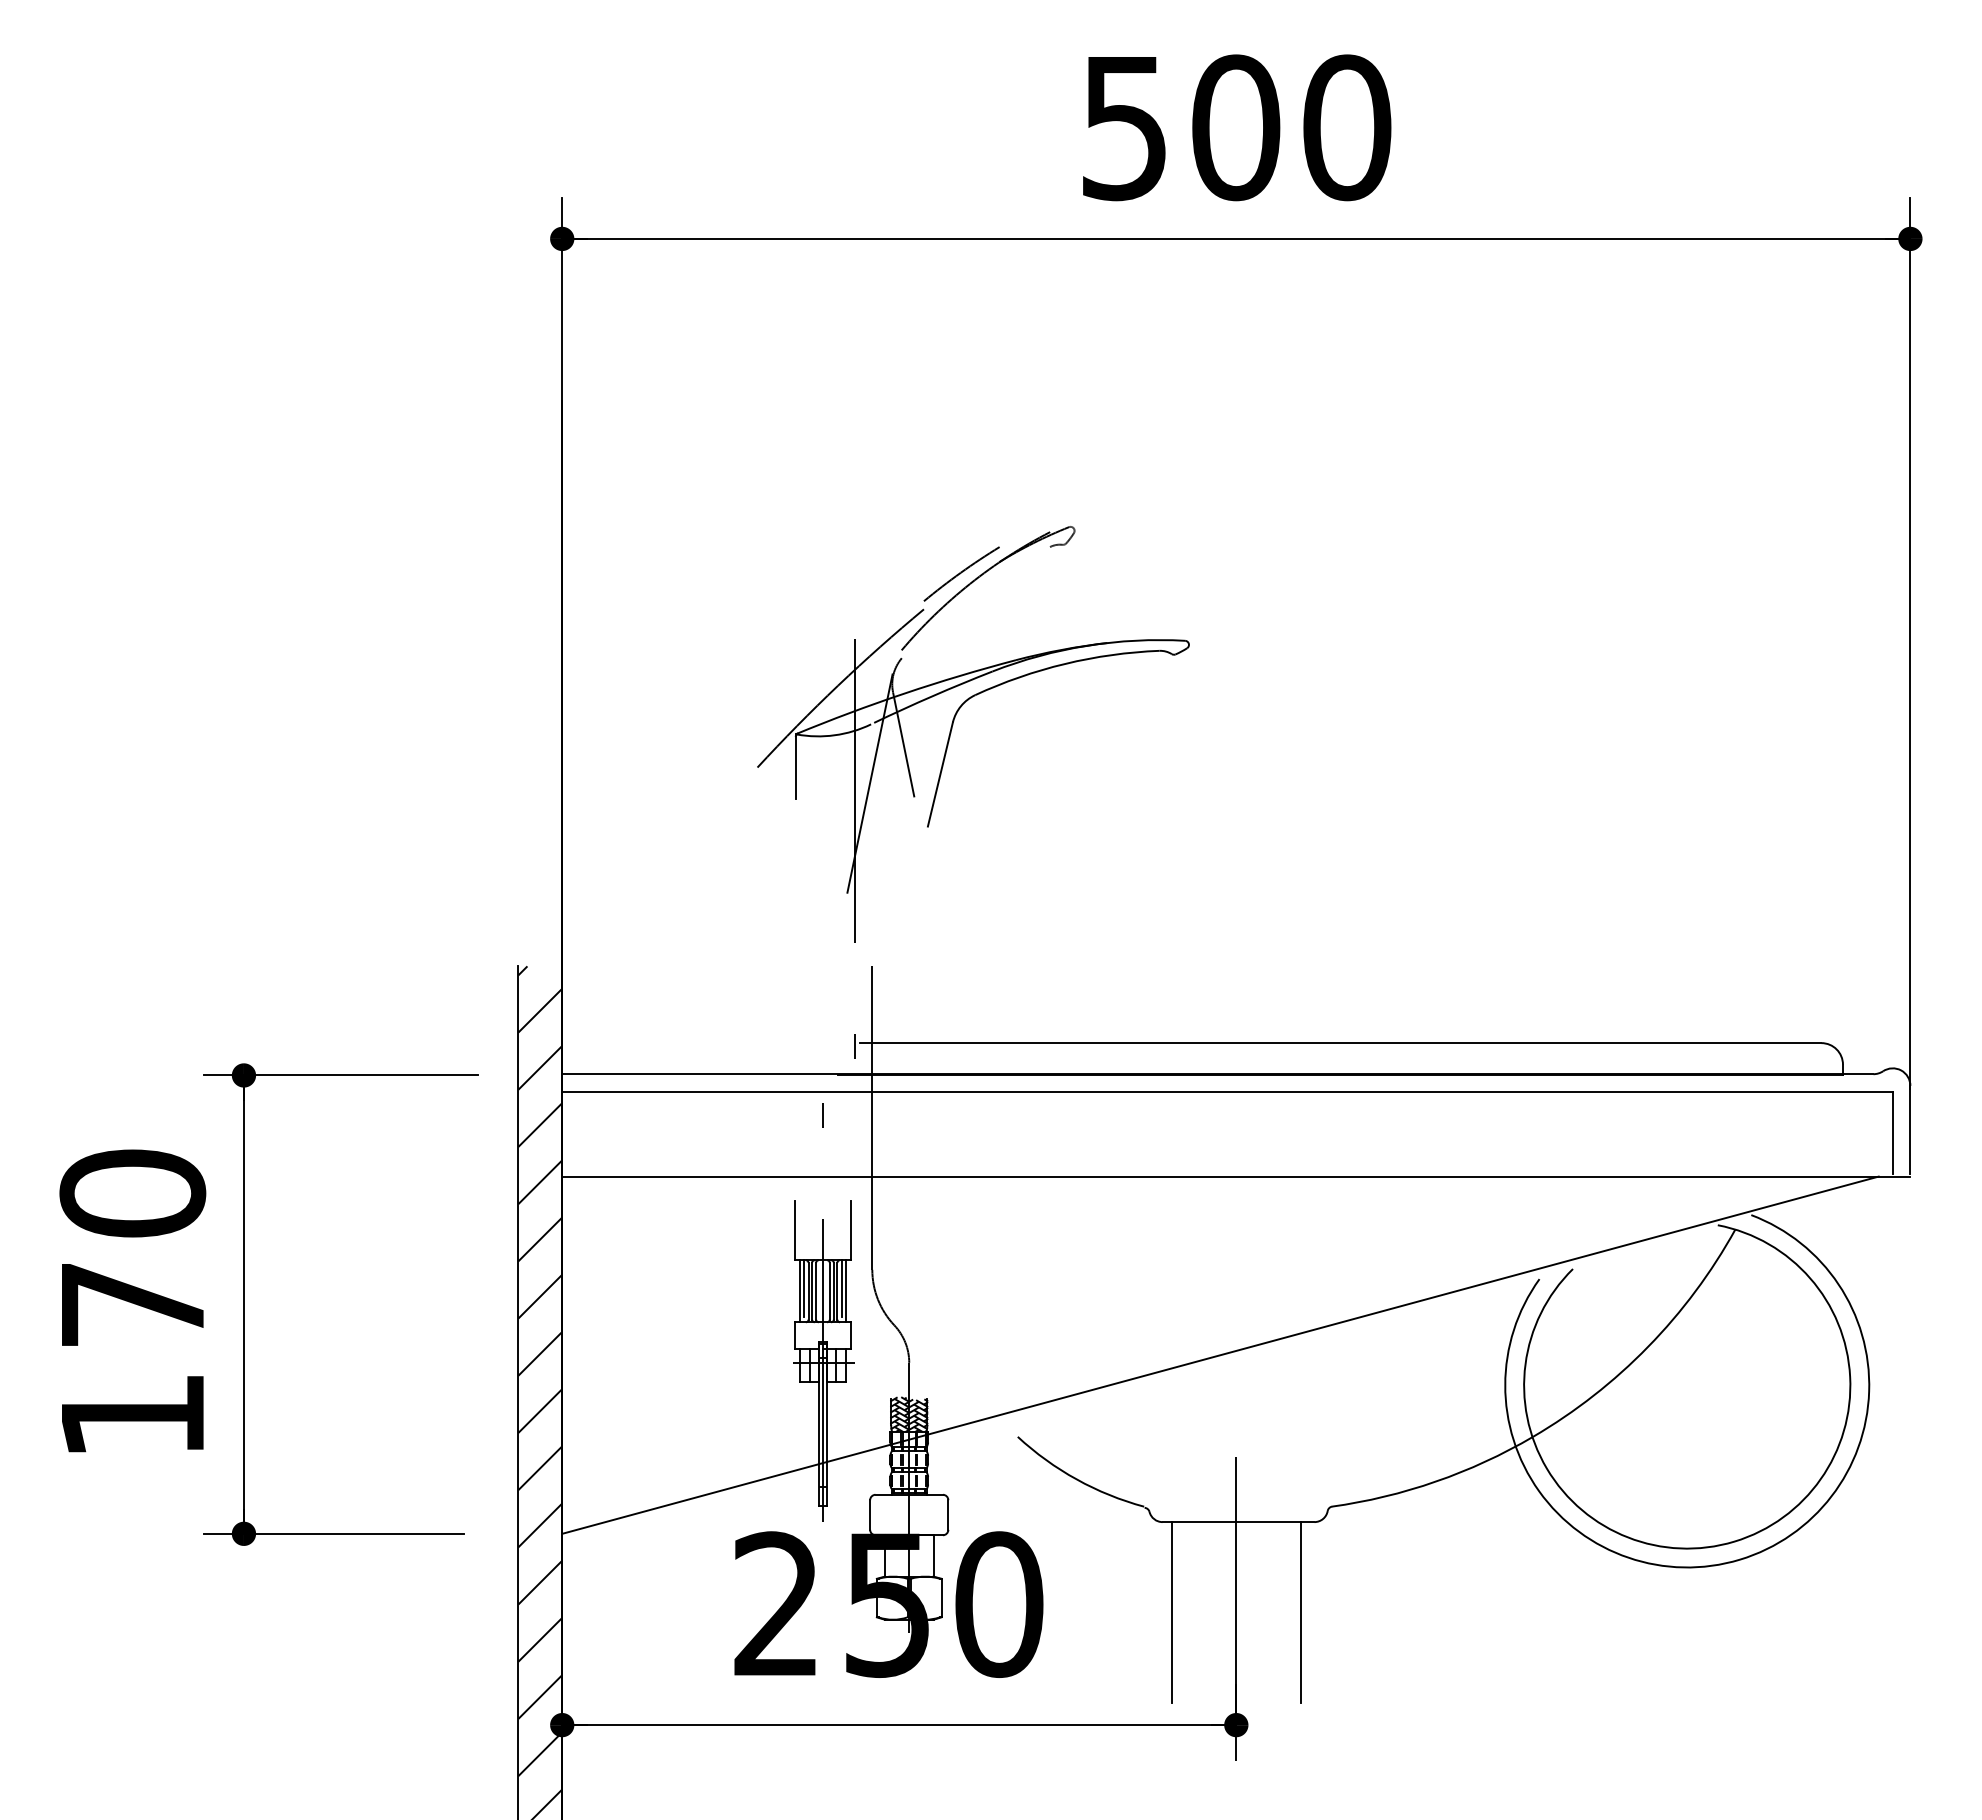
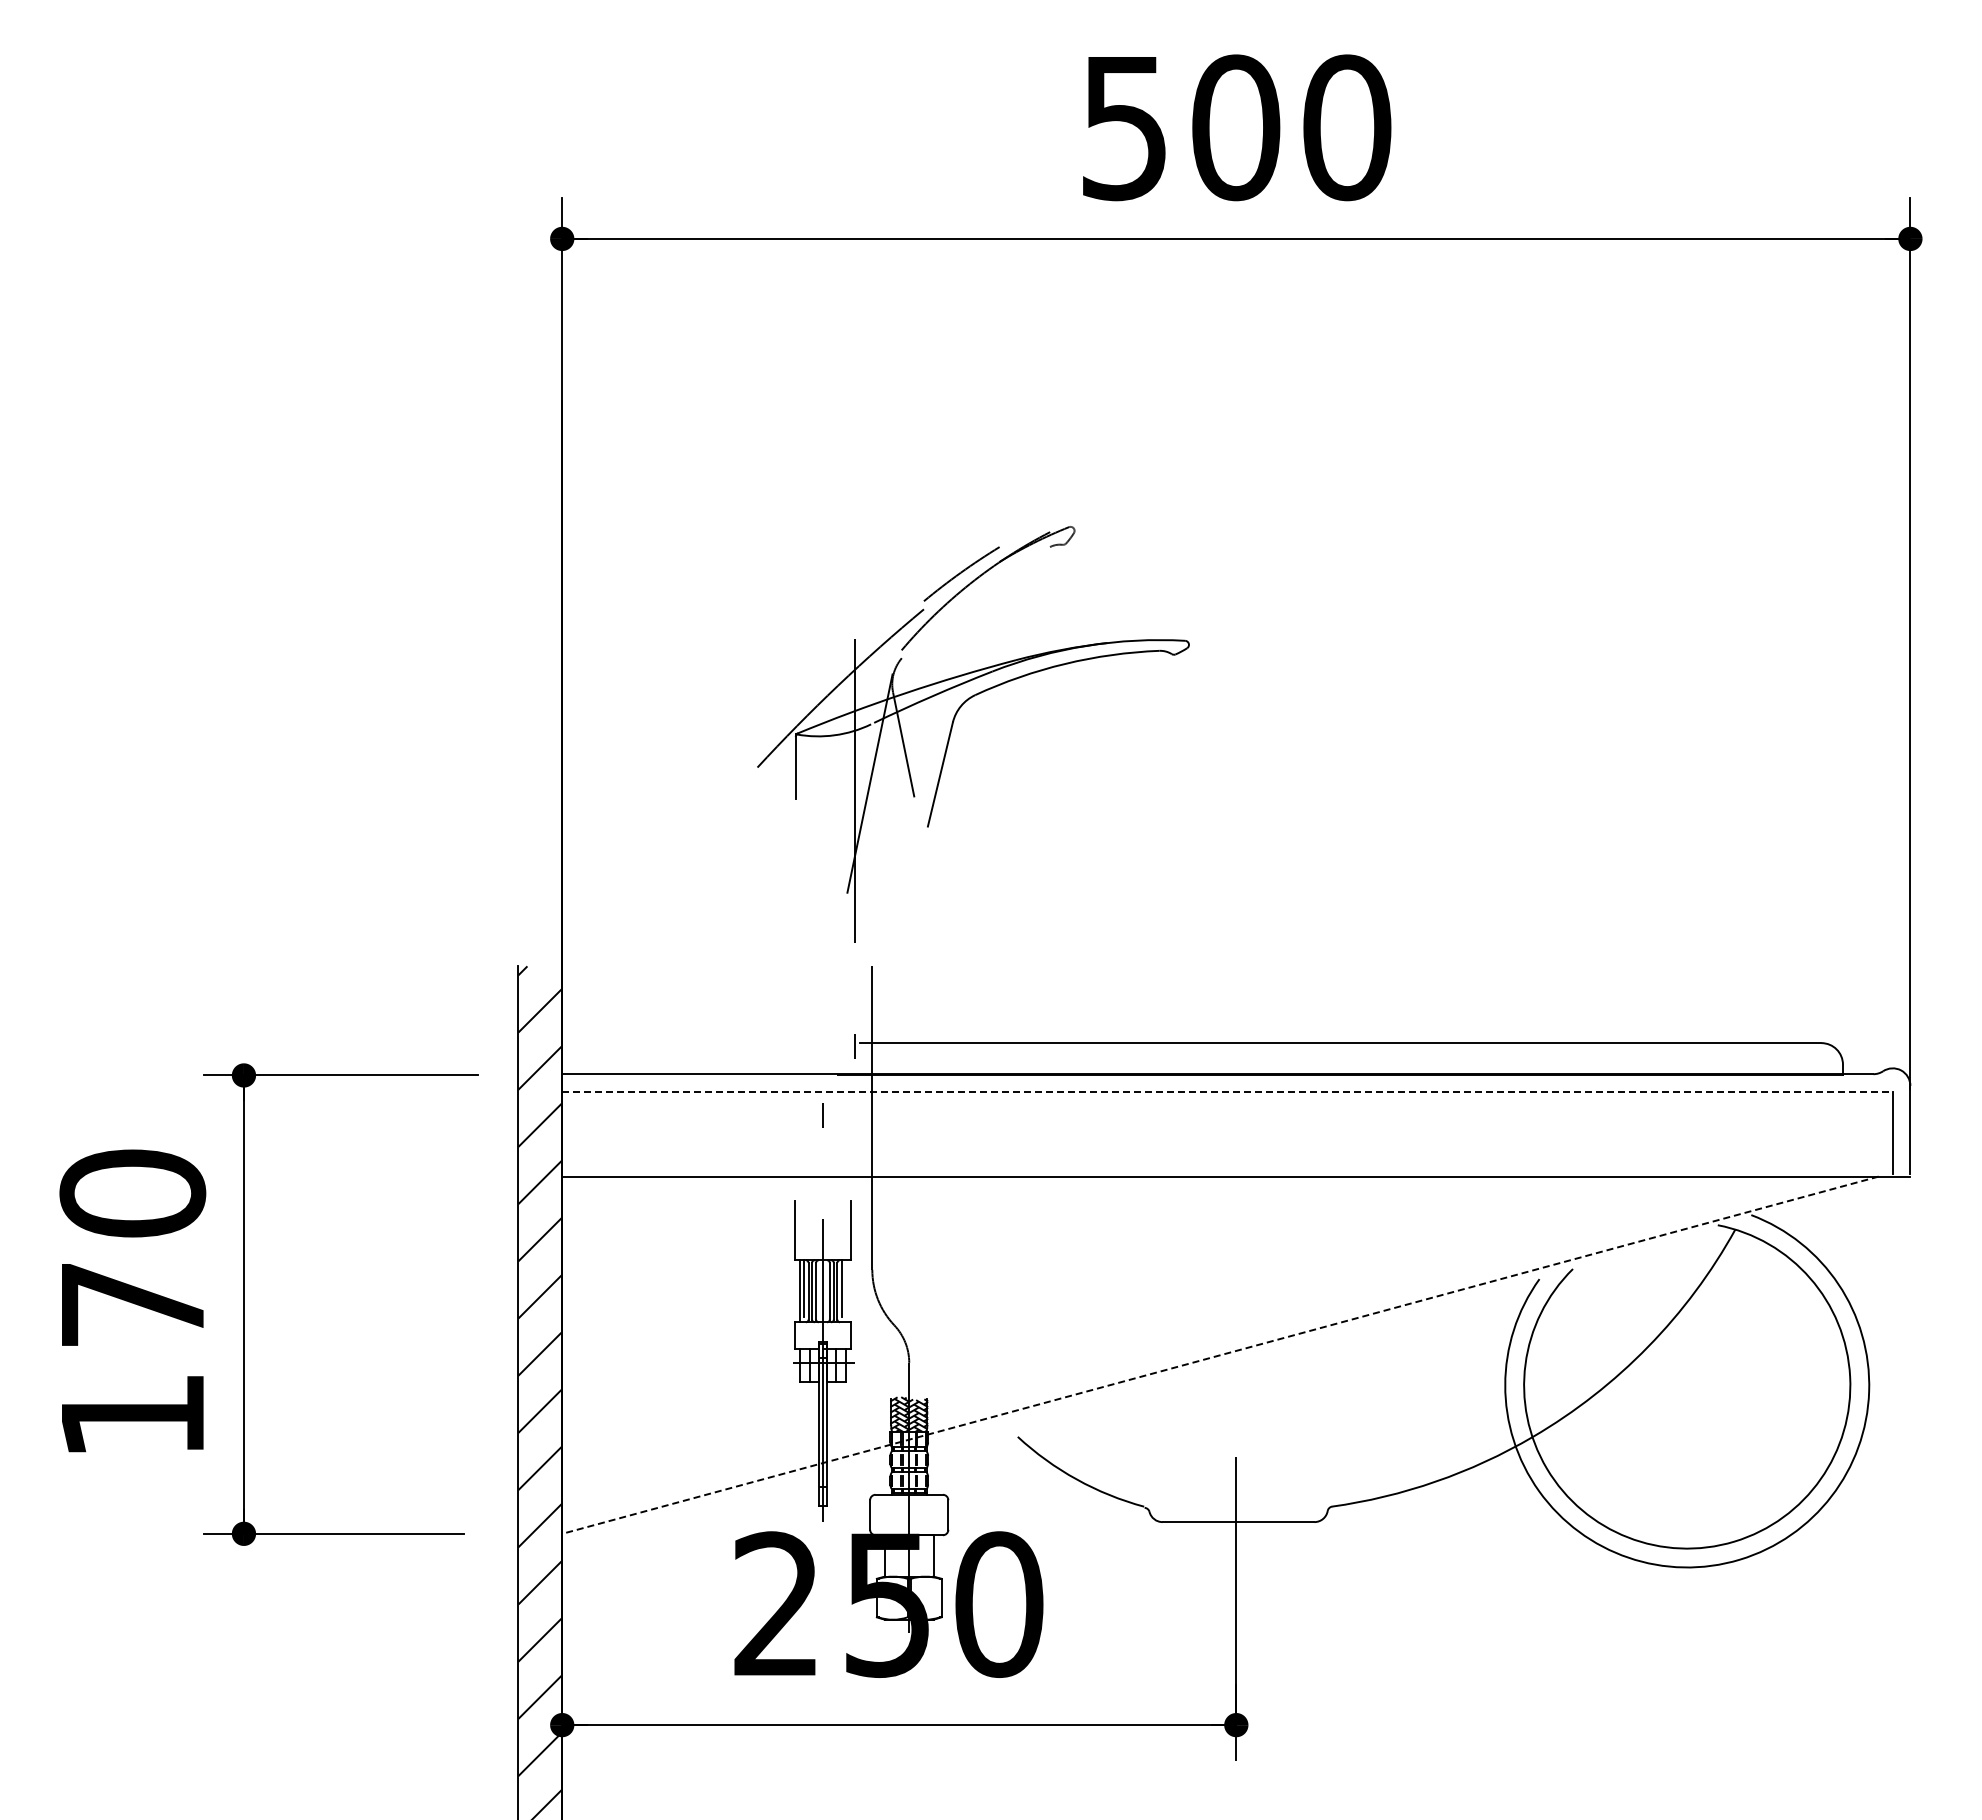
line: solid -> dashed (1228, 1091)
line: present -> none (845, 1291)
line: solid -> dashed (1219, 1355)
line: present -> none (1171, 1612)
line: present -> none (1301, 1612)
